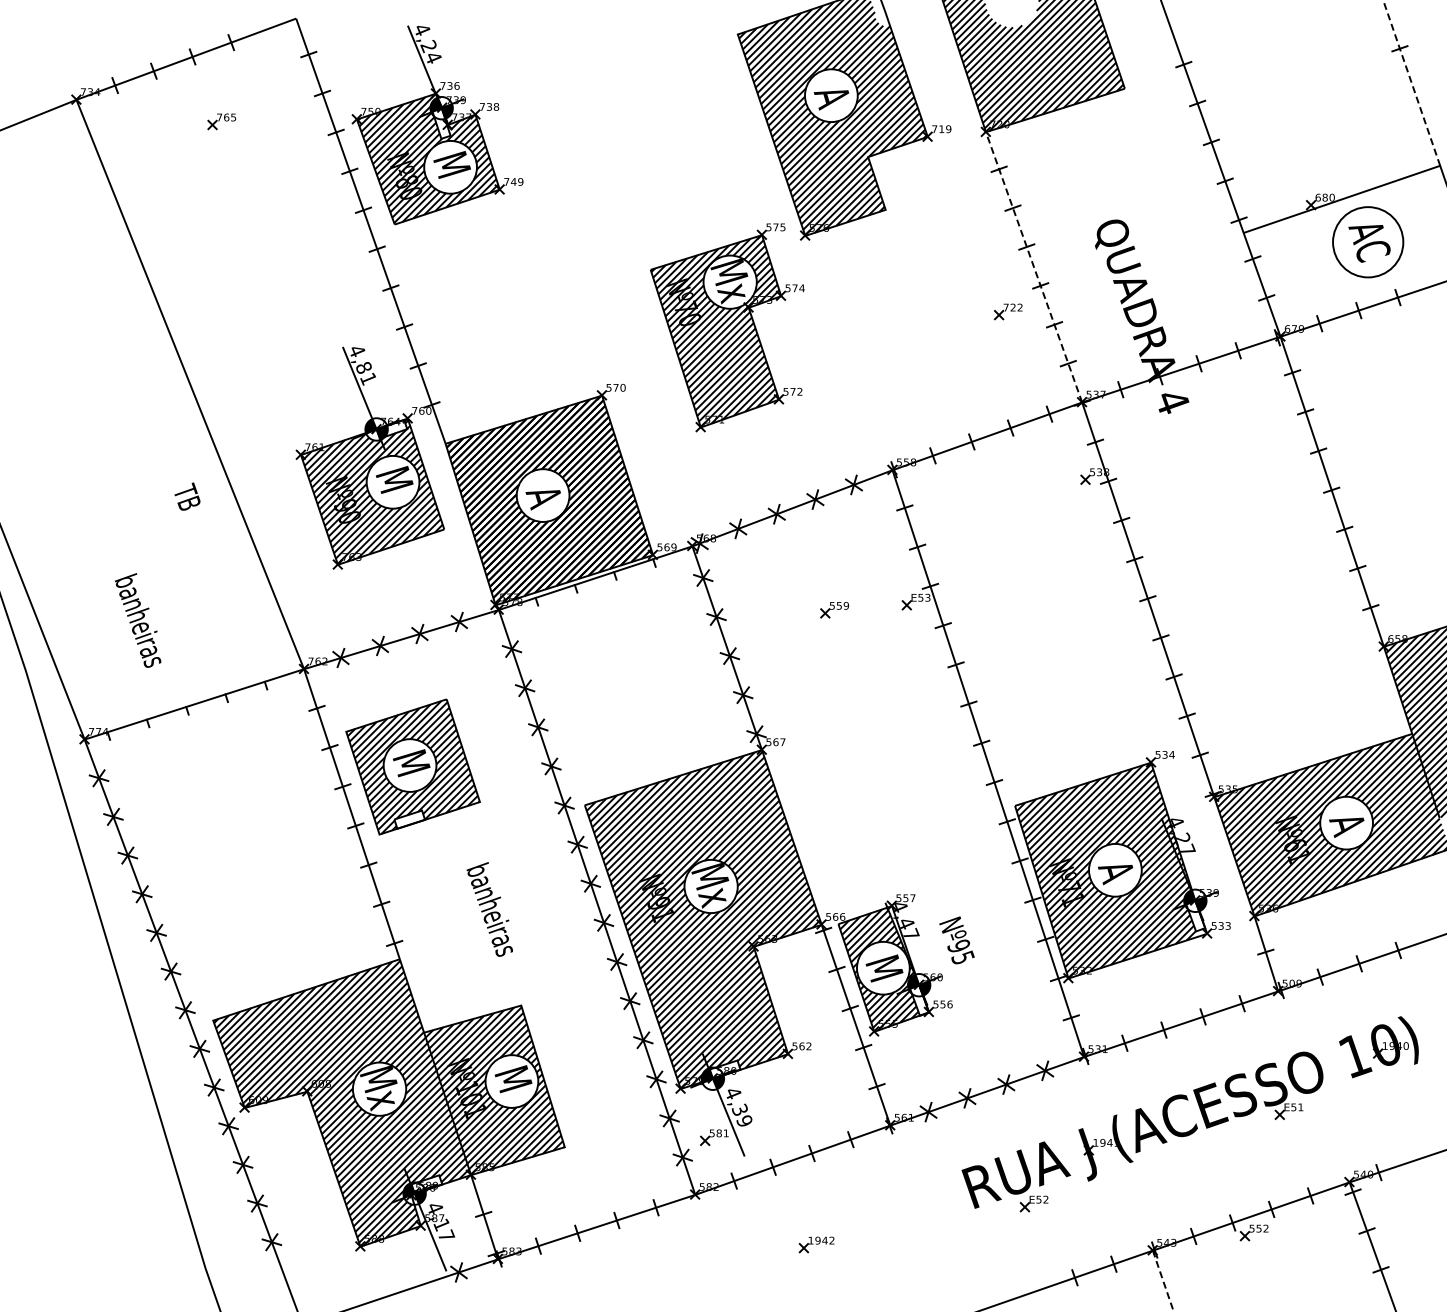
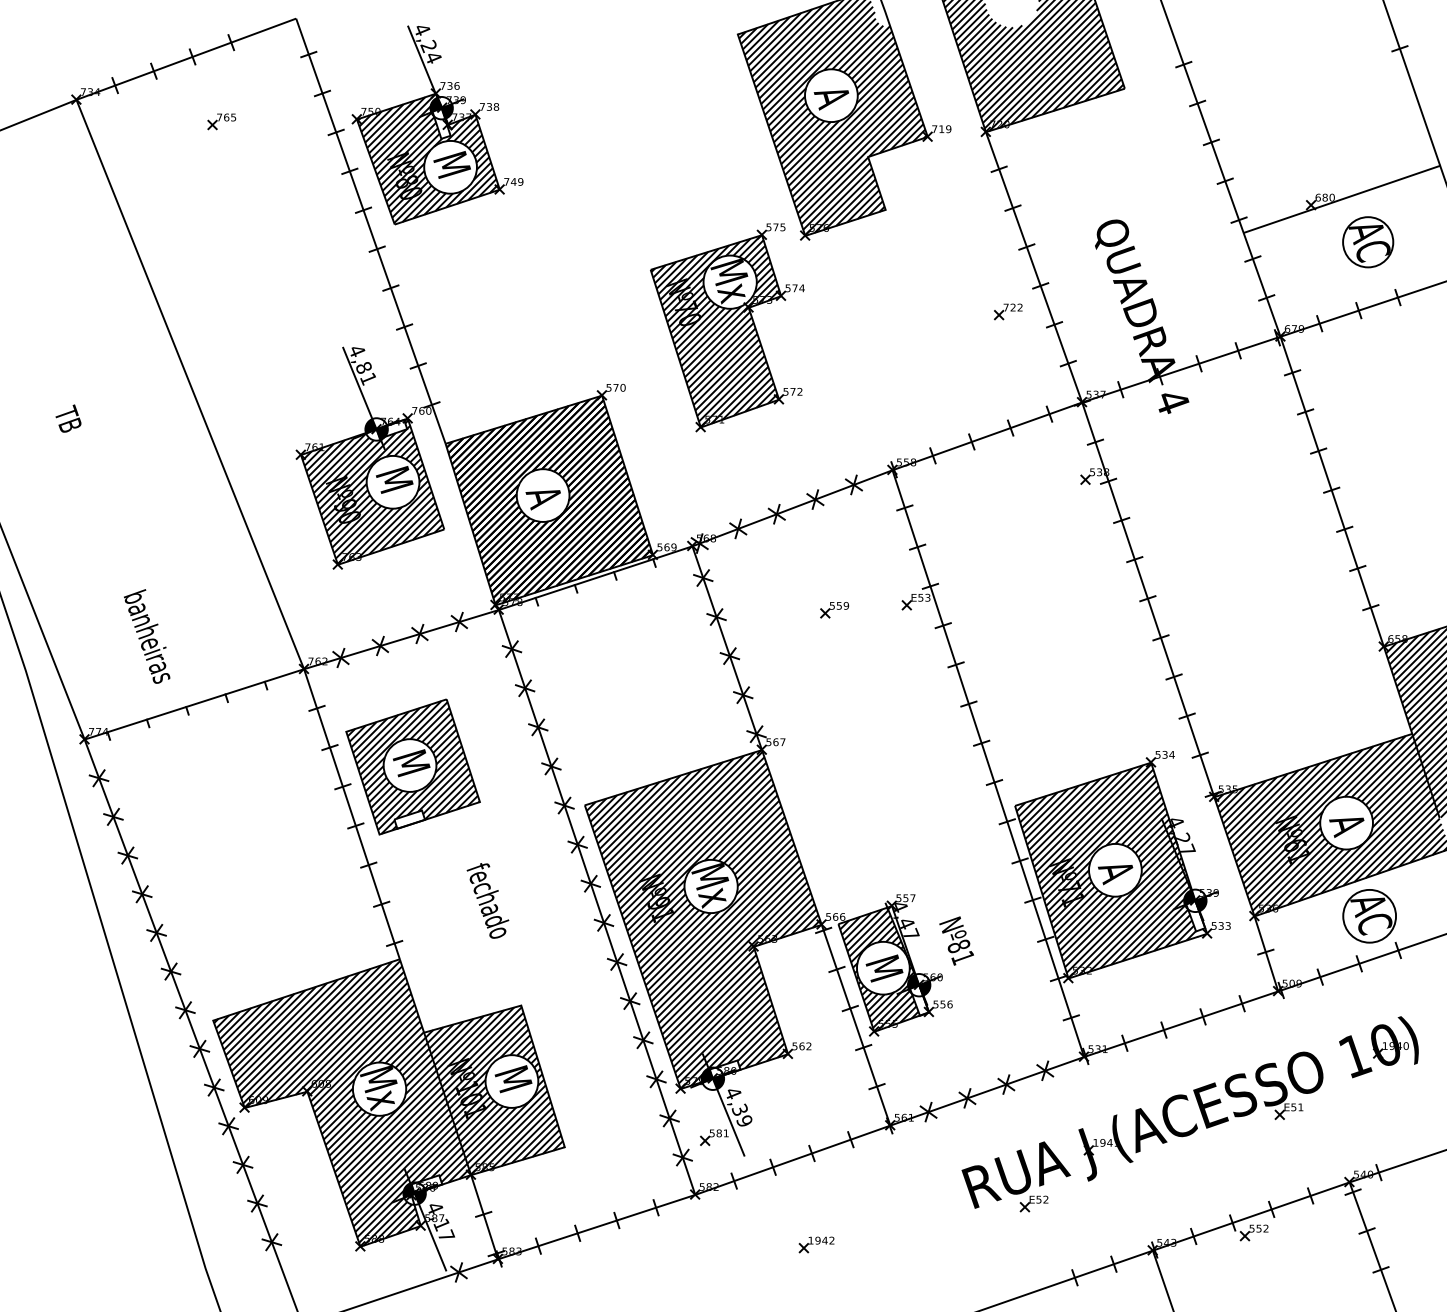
line: dashed -> solid (1411, 82)
circle diameter: 70 px -> 50 px (1368, 242)
line: dashed -> solid (1033, 266)
text position: (187, 496) -> (68, 418) (68, 418)
text position: (138, 620) -> (147, 636) (147, 636)
text: banheiras -> fechado (489, 909)
part: none -> present (1369, 916)
text: Nº95 -> Nº81 (960, 952)
line: dashed -> solid (1163, 1280)
